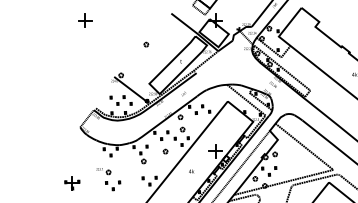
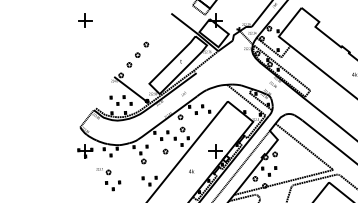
part: none -> present (133, 59)
part position: (72, 183) -> (85, 151) (85, 151)
